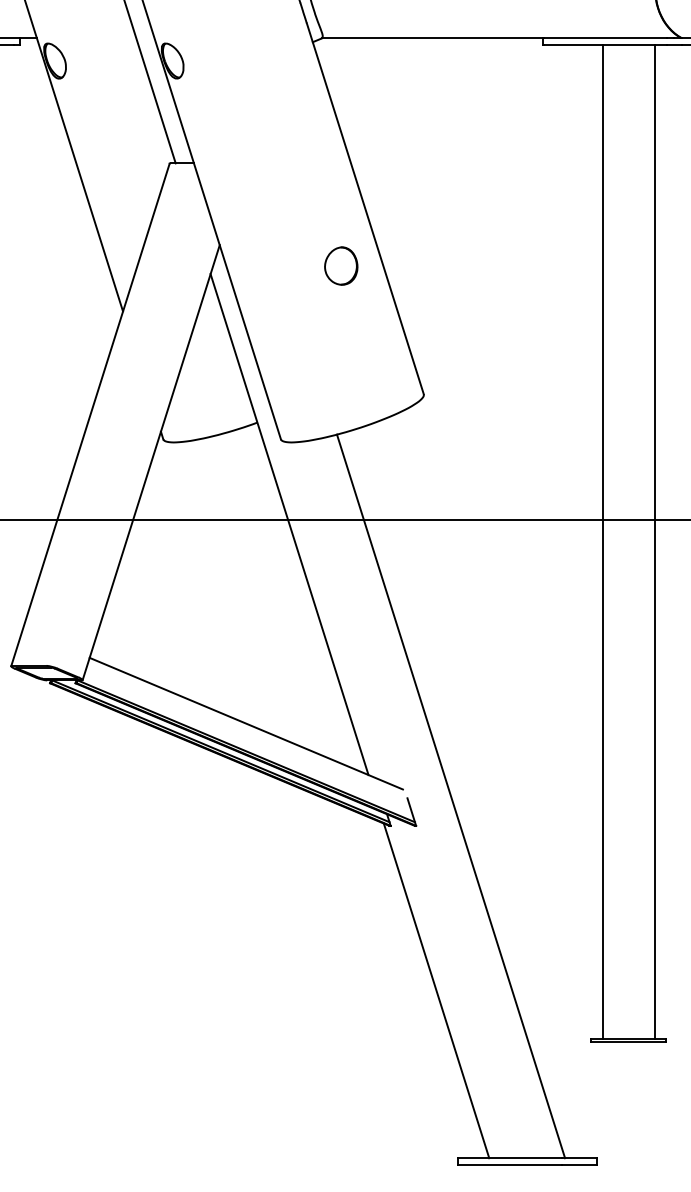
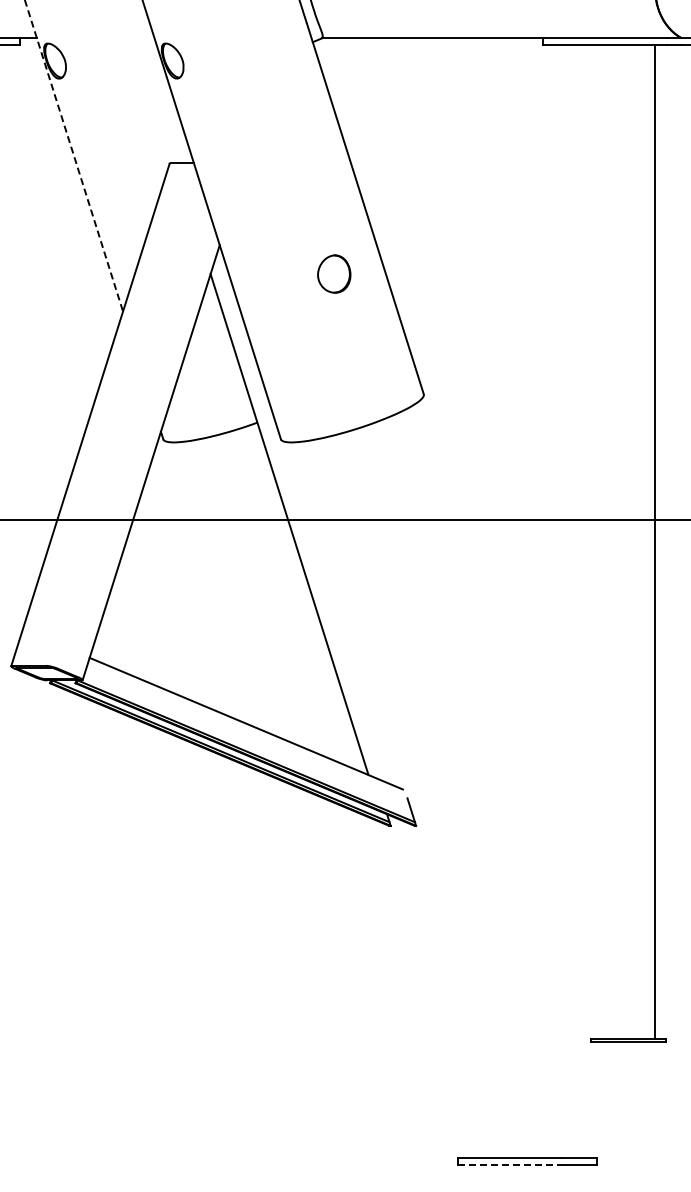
line: present -> none (149, 82)
line: solid -> dashed (74, 155)
part position: (341, 265) -> (334, 273) (334, 273)
line: present -> none (603, 541)
line: present -> none (450, 796)
line: present -> none (436, 990)
line: solid -> dashed (510, 1164)
